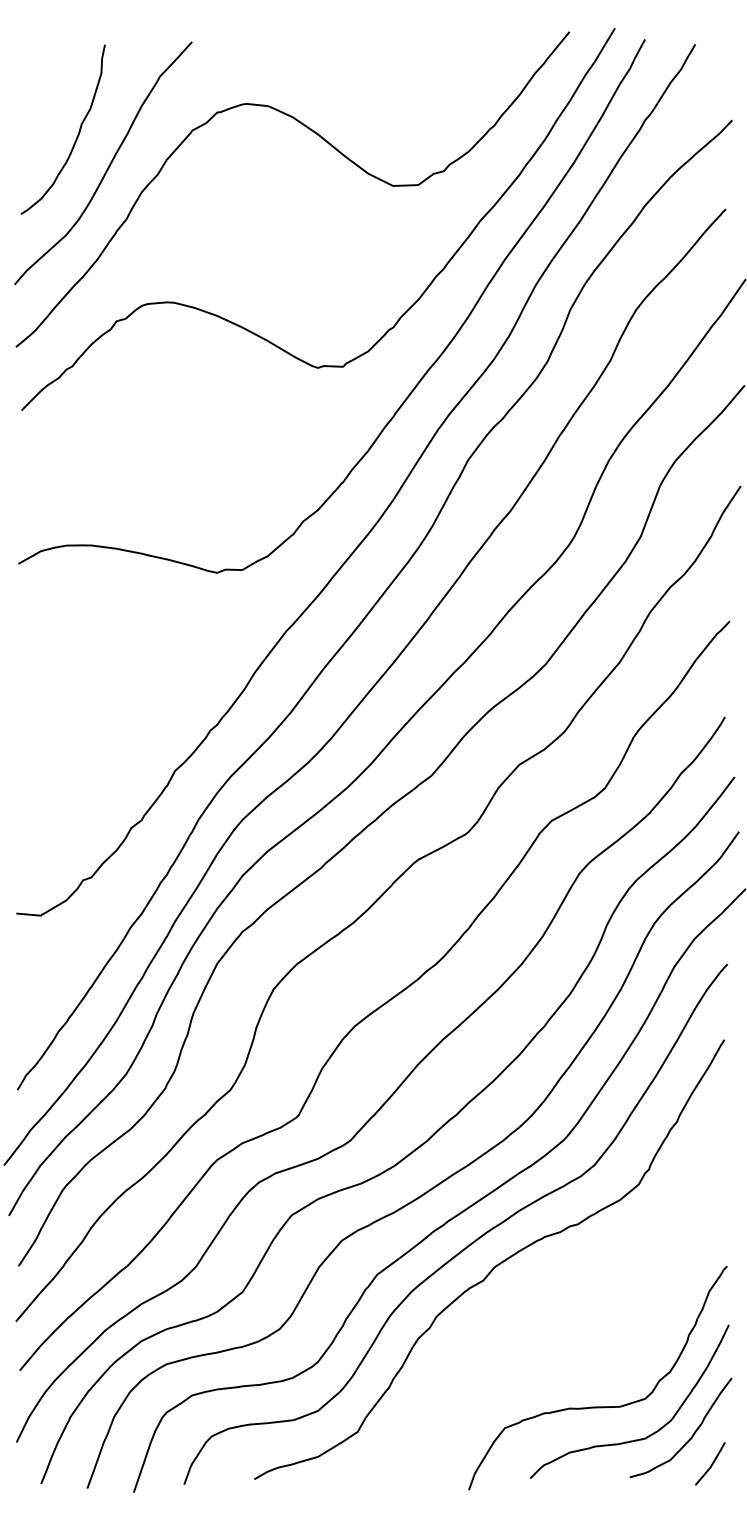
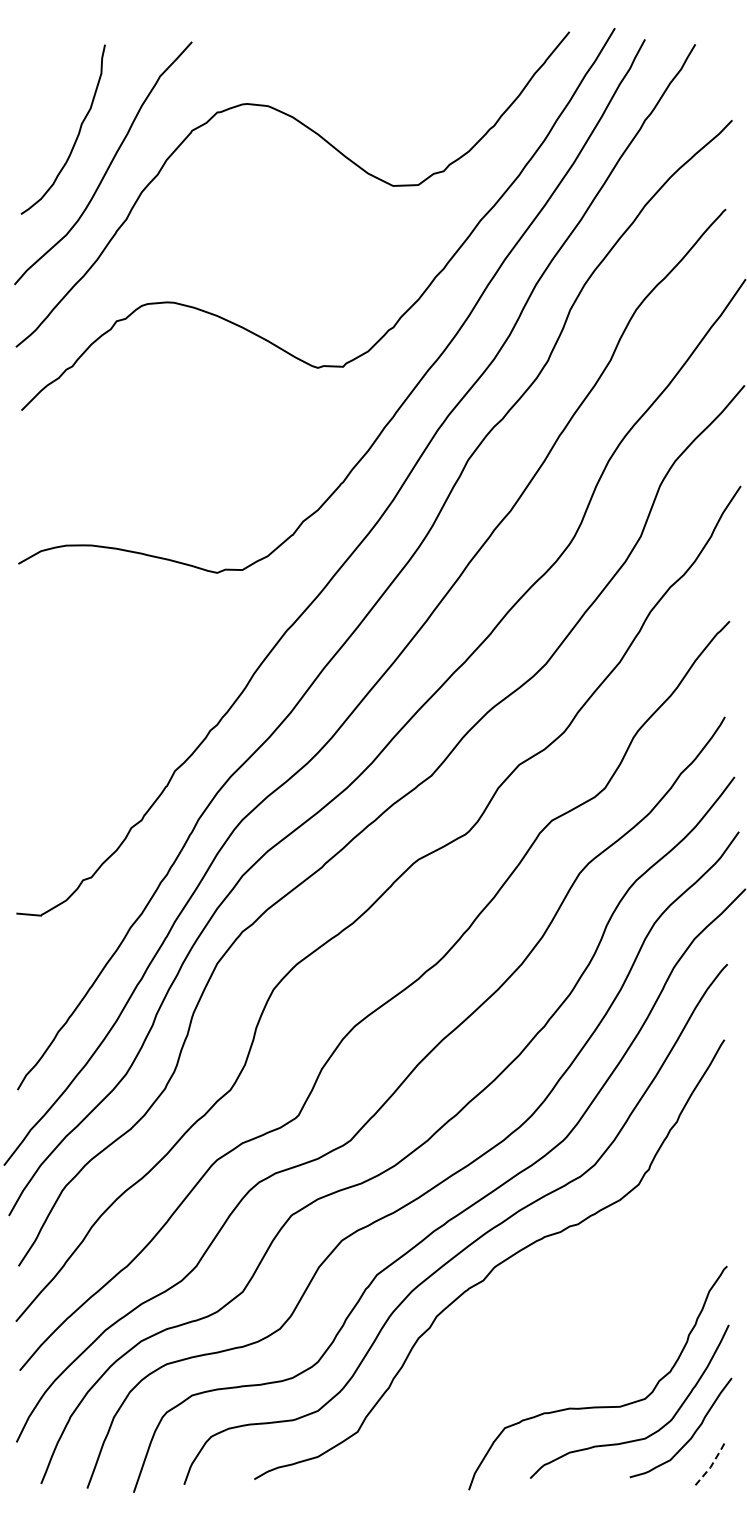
line: solid -> dashed (712, 1464)
